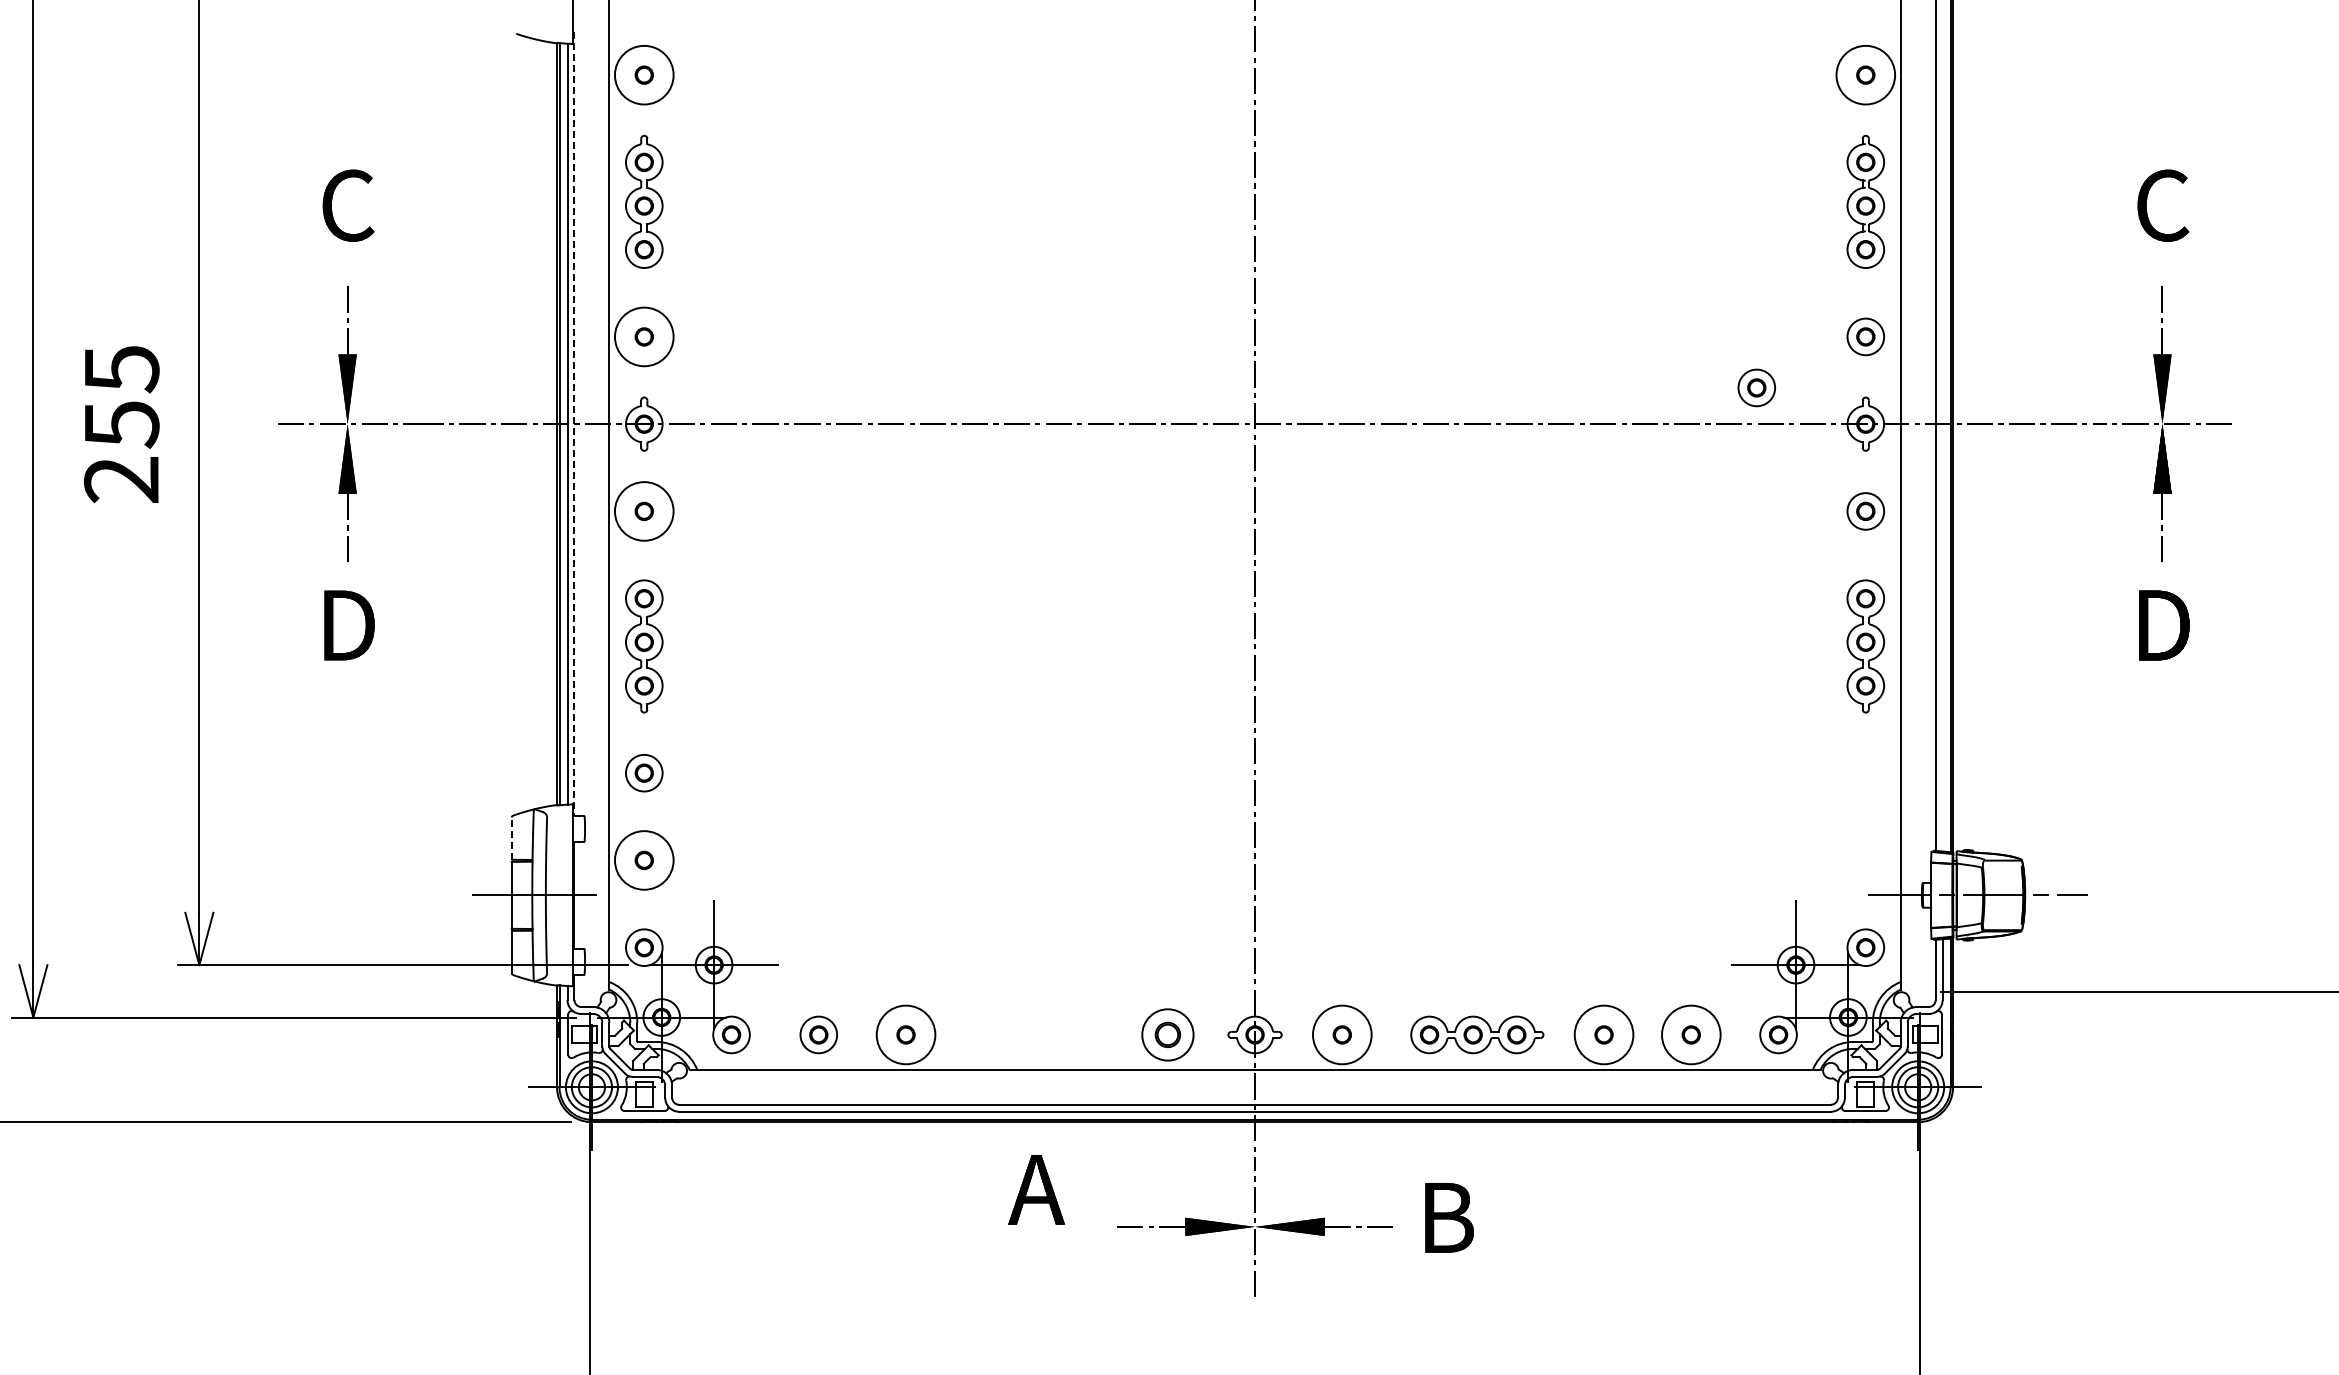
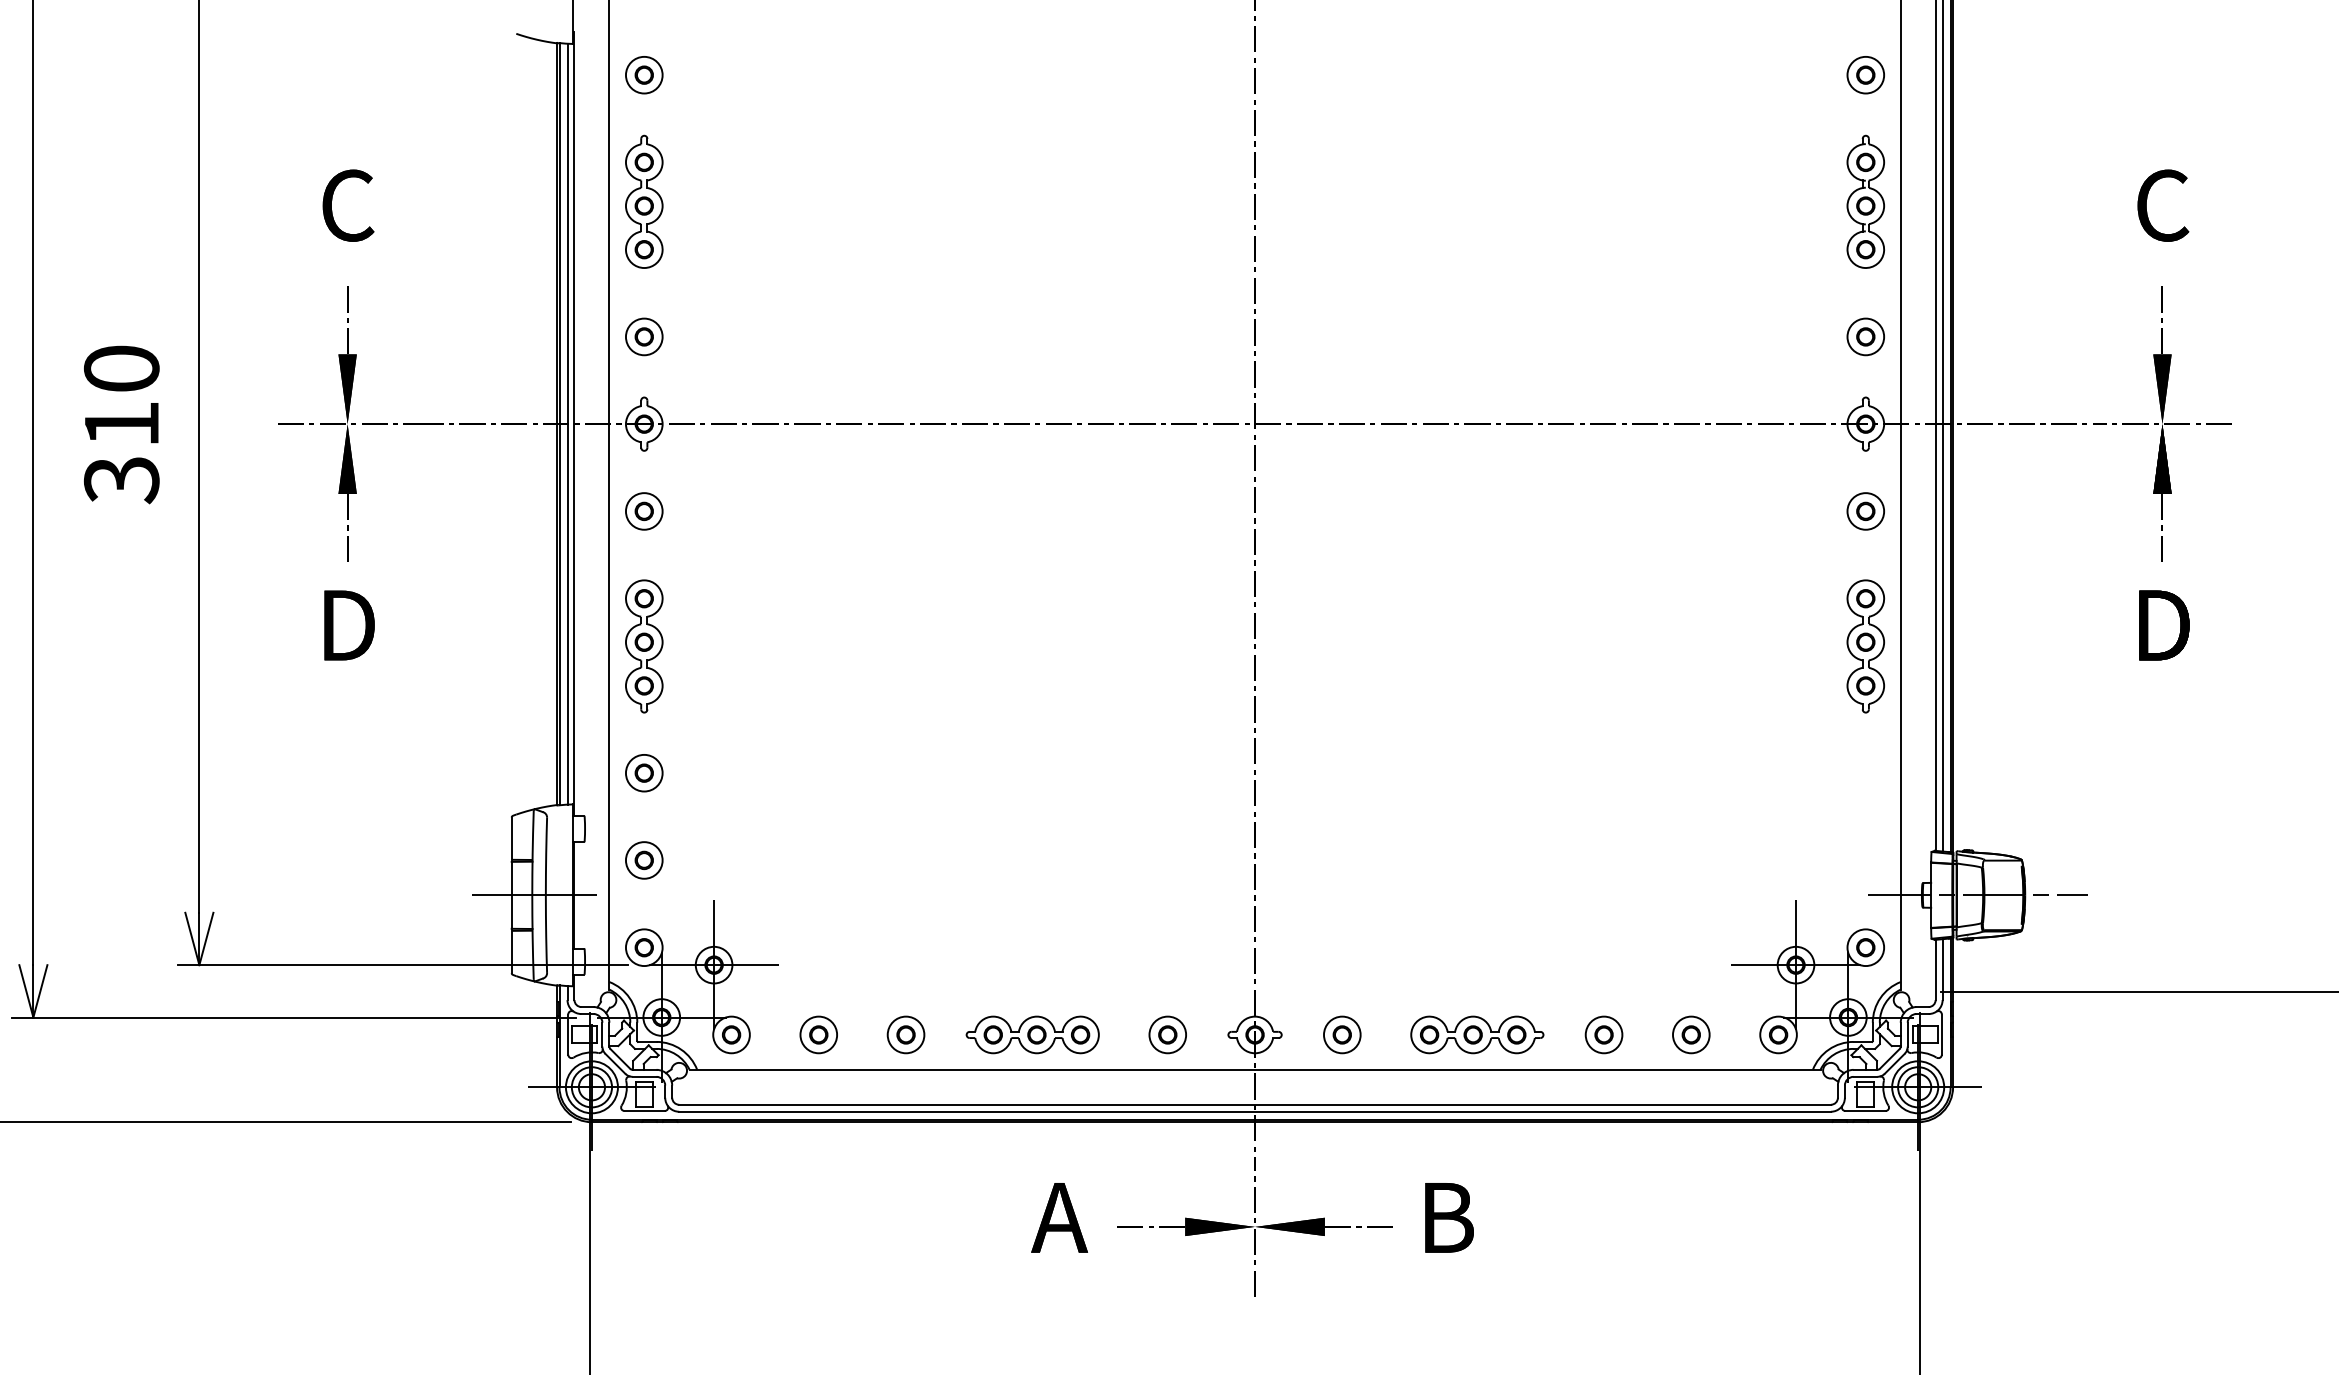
circle diameter: 59 px -> 37 px (643, 74)
circle diameter: 59 px -> 37 px (1865, 74)
circle diameter: 59 px -> 37 px (643, 336)
part: present -> none (1756, 387)
text: 255 -> 310 (121, 424)
line: dashed -> solid (574, 424)
line: none -> present (1942, 426)
circle diameter: 59 px -> 37 px (643, 511)
line: dashed -> solid (511, 838)
circle diameter: 59 px -> 37 px (643, 860)
circle diameter: 59 px -> 37 px (905, 1034)
part: none -> present (1032, 1034)
part size: 54x54 px -> 39x40 px (1167, 1034)
circle diameter: 59 px -> 37 px (1342, 1034)
circle diameter: 59 px -> 37 px (1603, 1034)
circle diameter: 59 px -> 37 px (1691, 1034)
text position: (1036, 1189) -> (1059, 1217) (1059, 1217)
